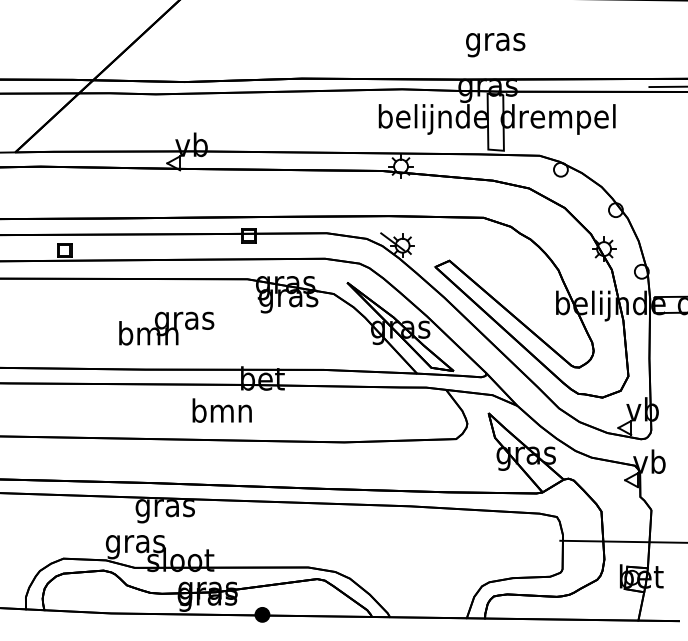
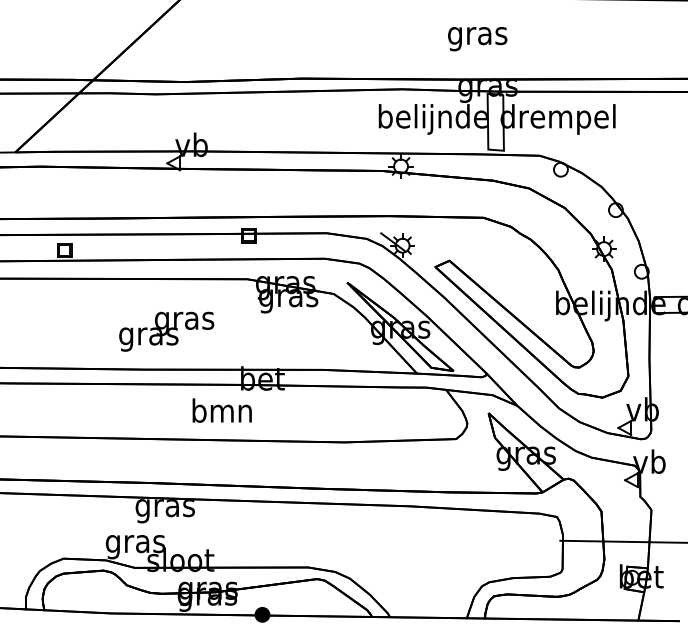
text position: (495, 45) -> (477, 39) (477, 39)
line: present -> none (666, 86)
text: bmn -> gras (148, 336)
